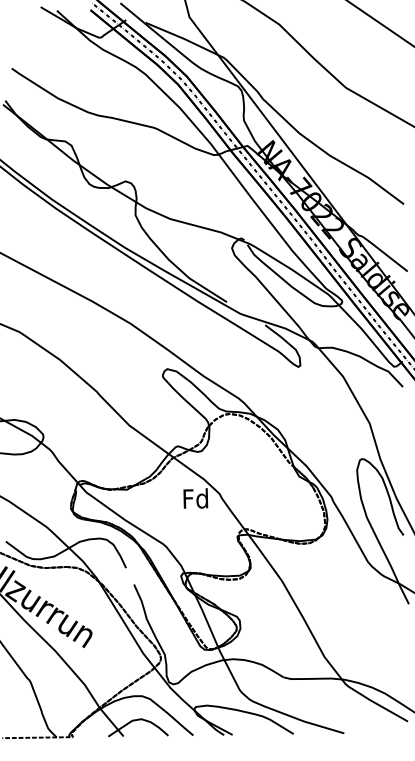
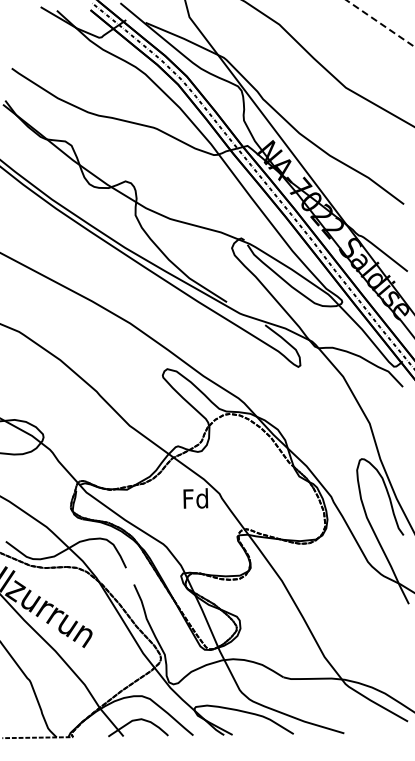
line: solid -> dashed (380, 23)
